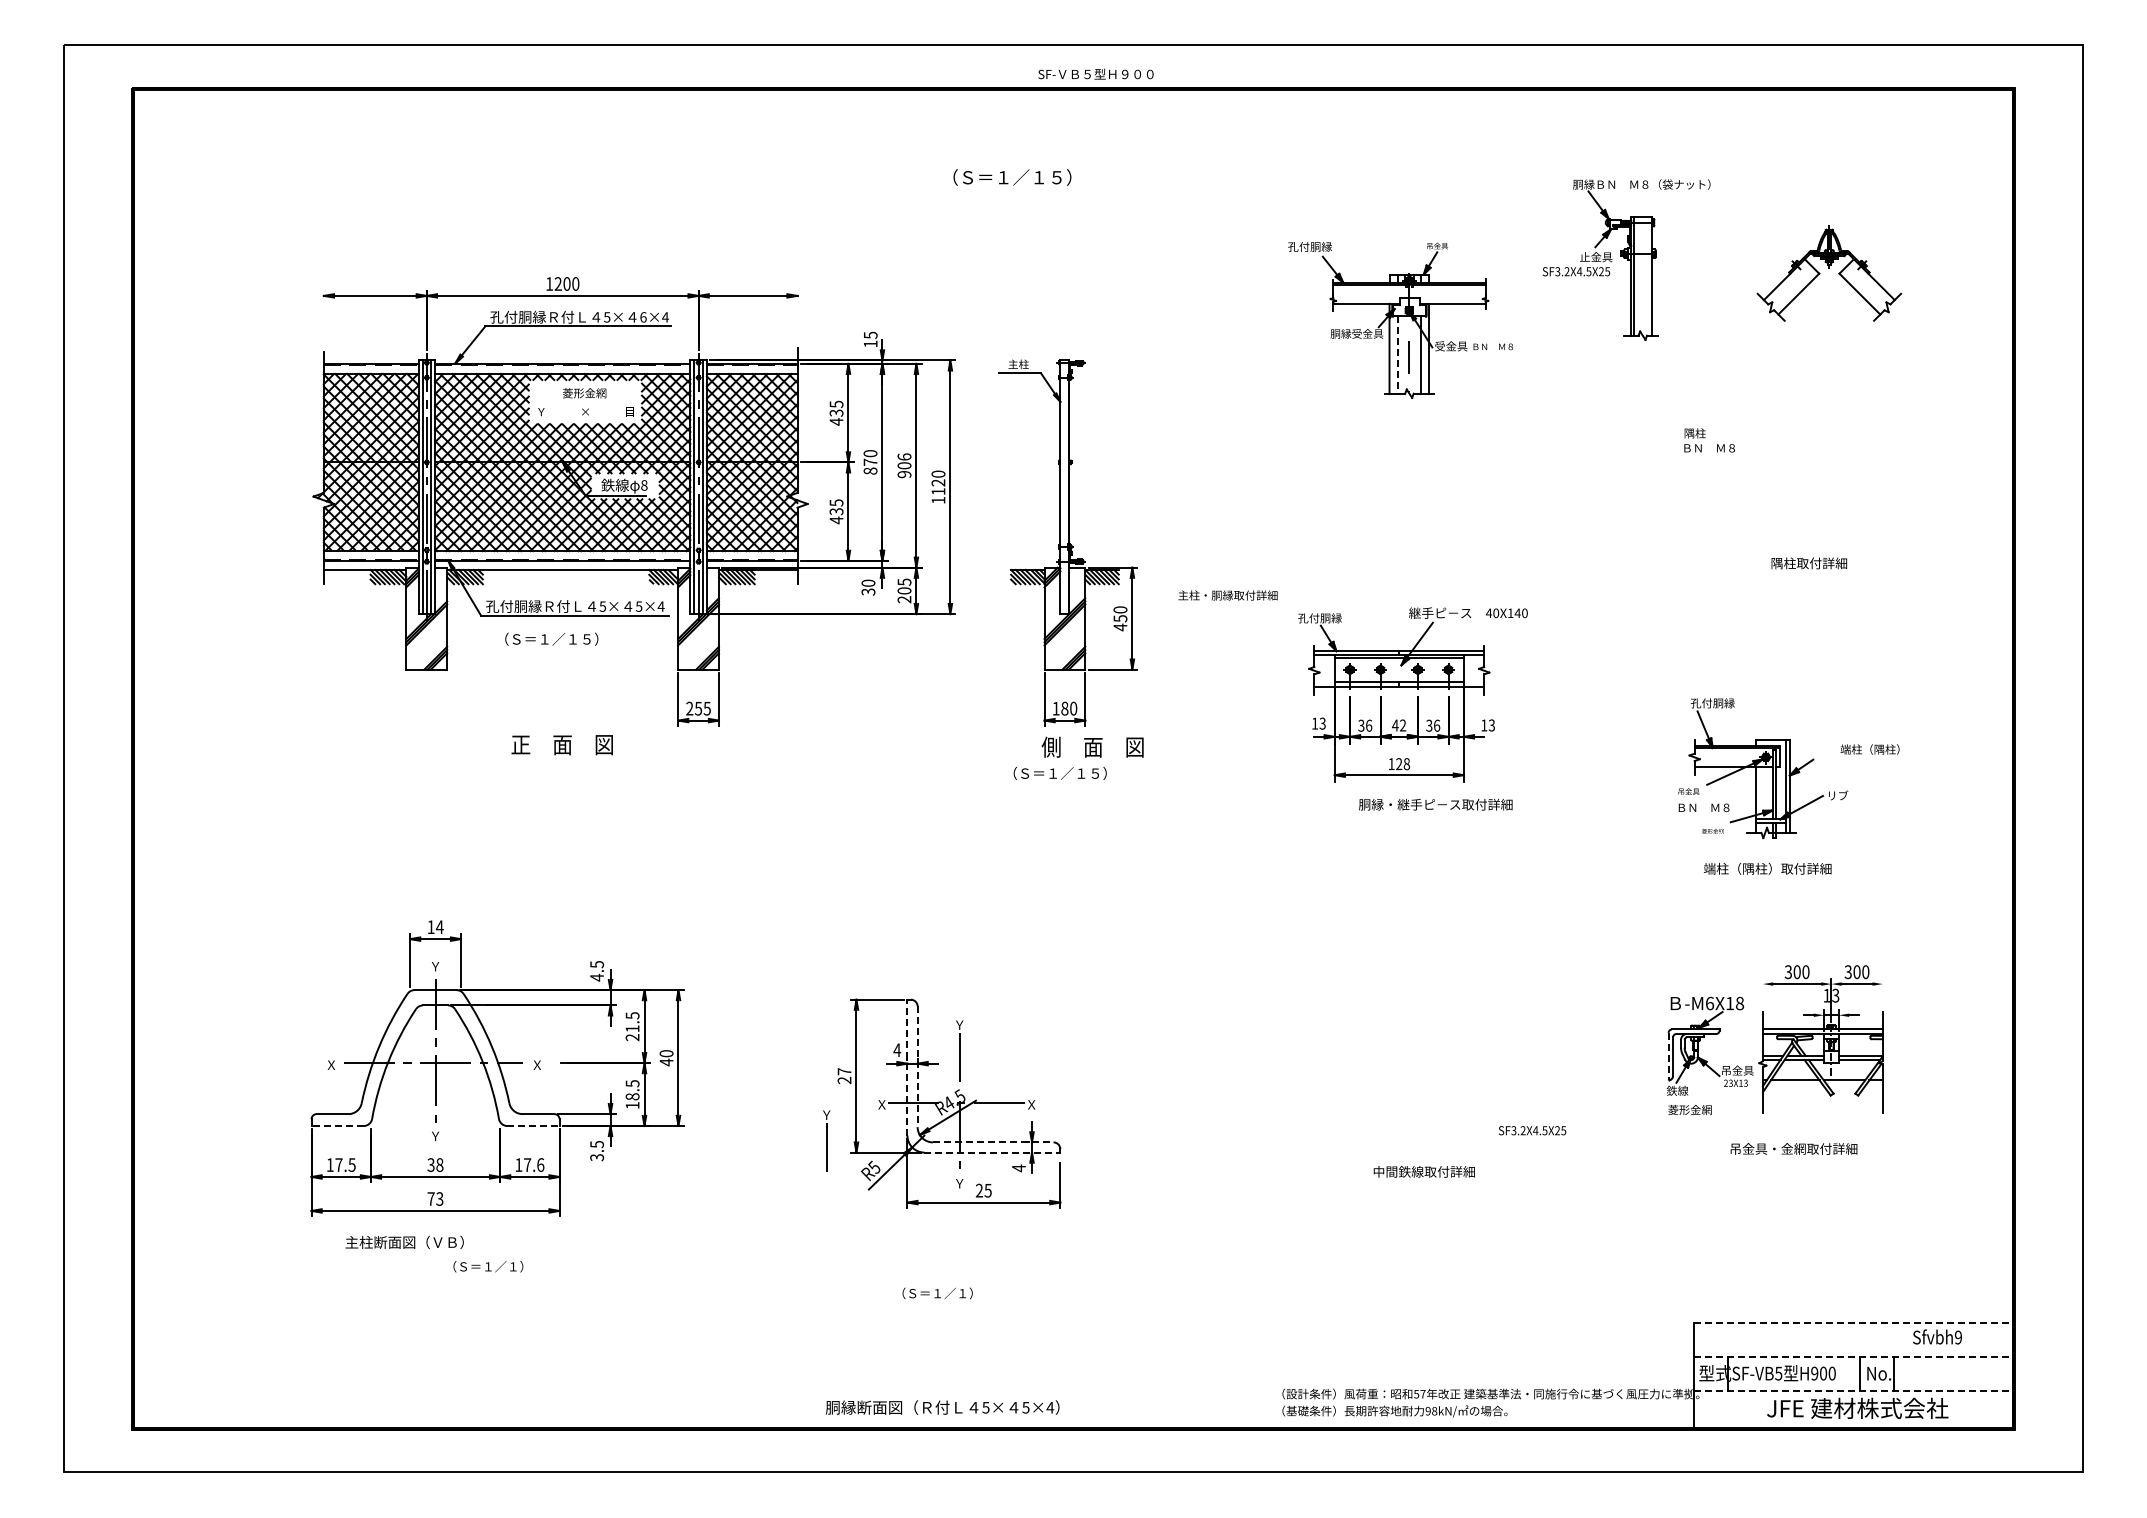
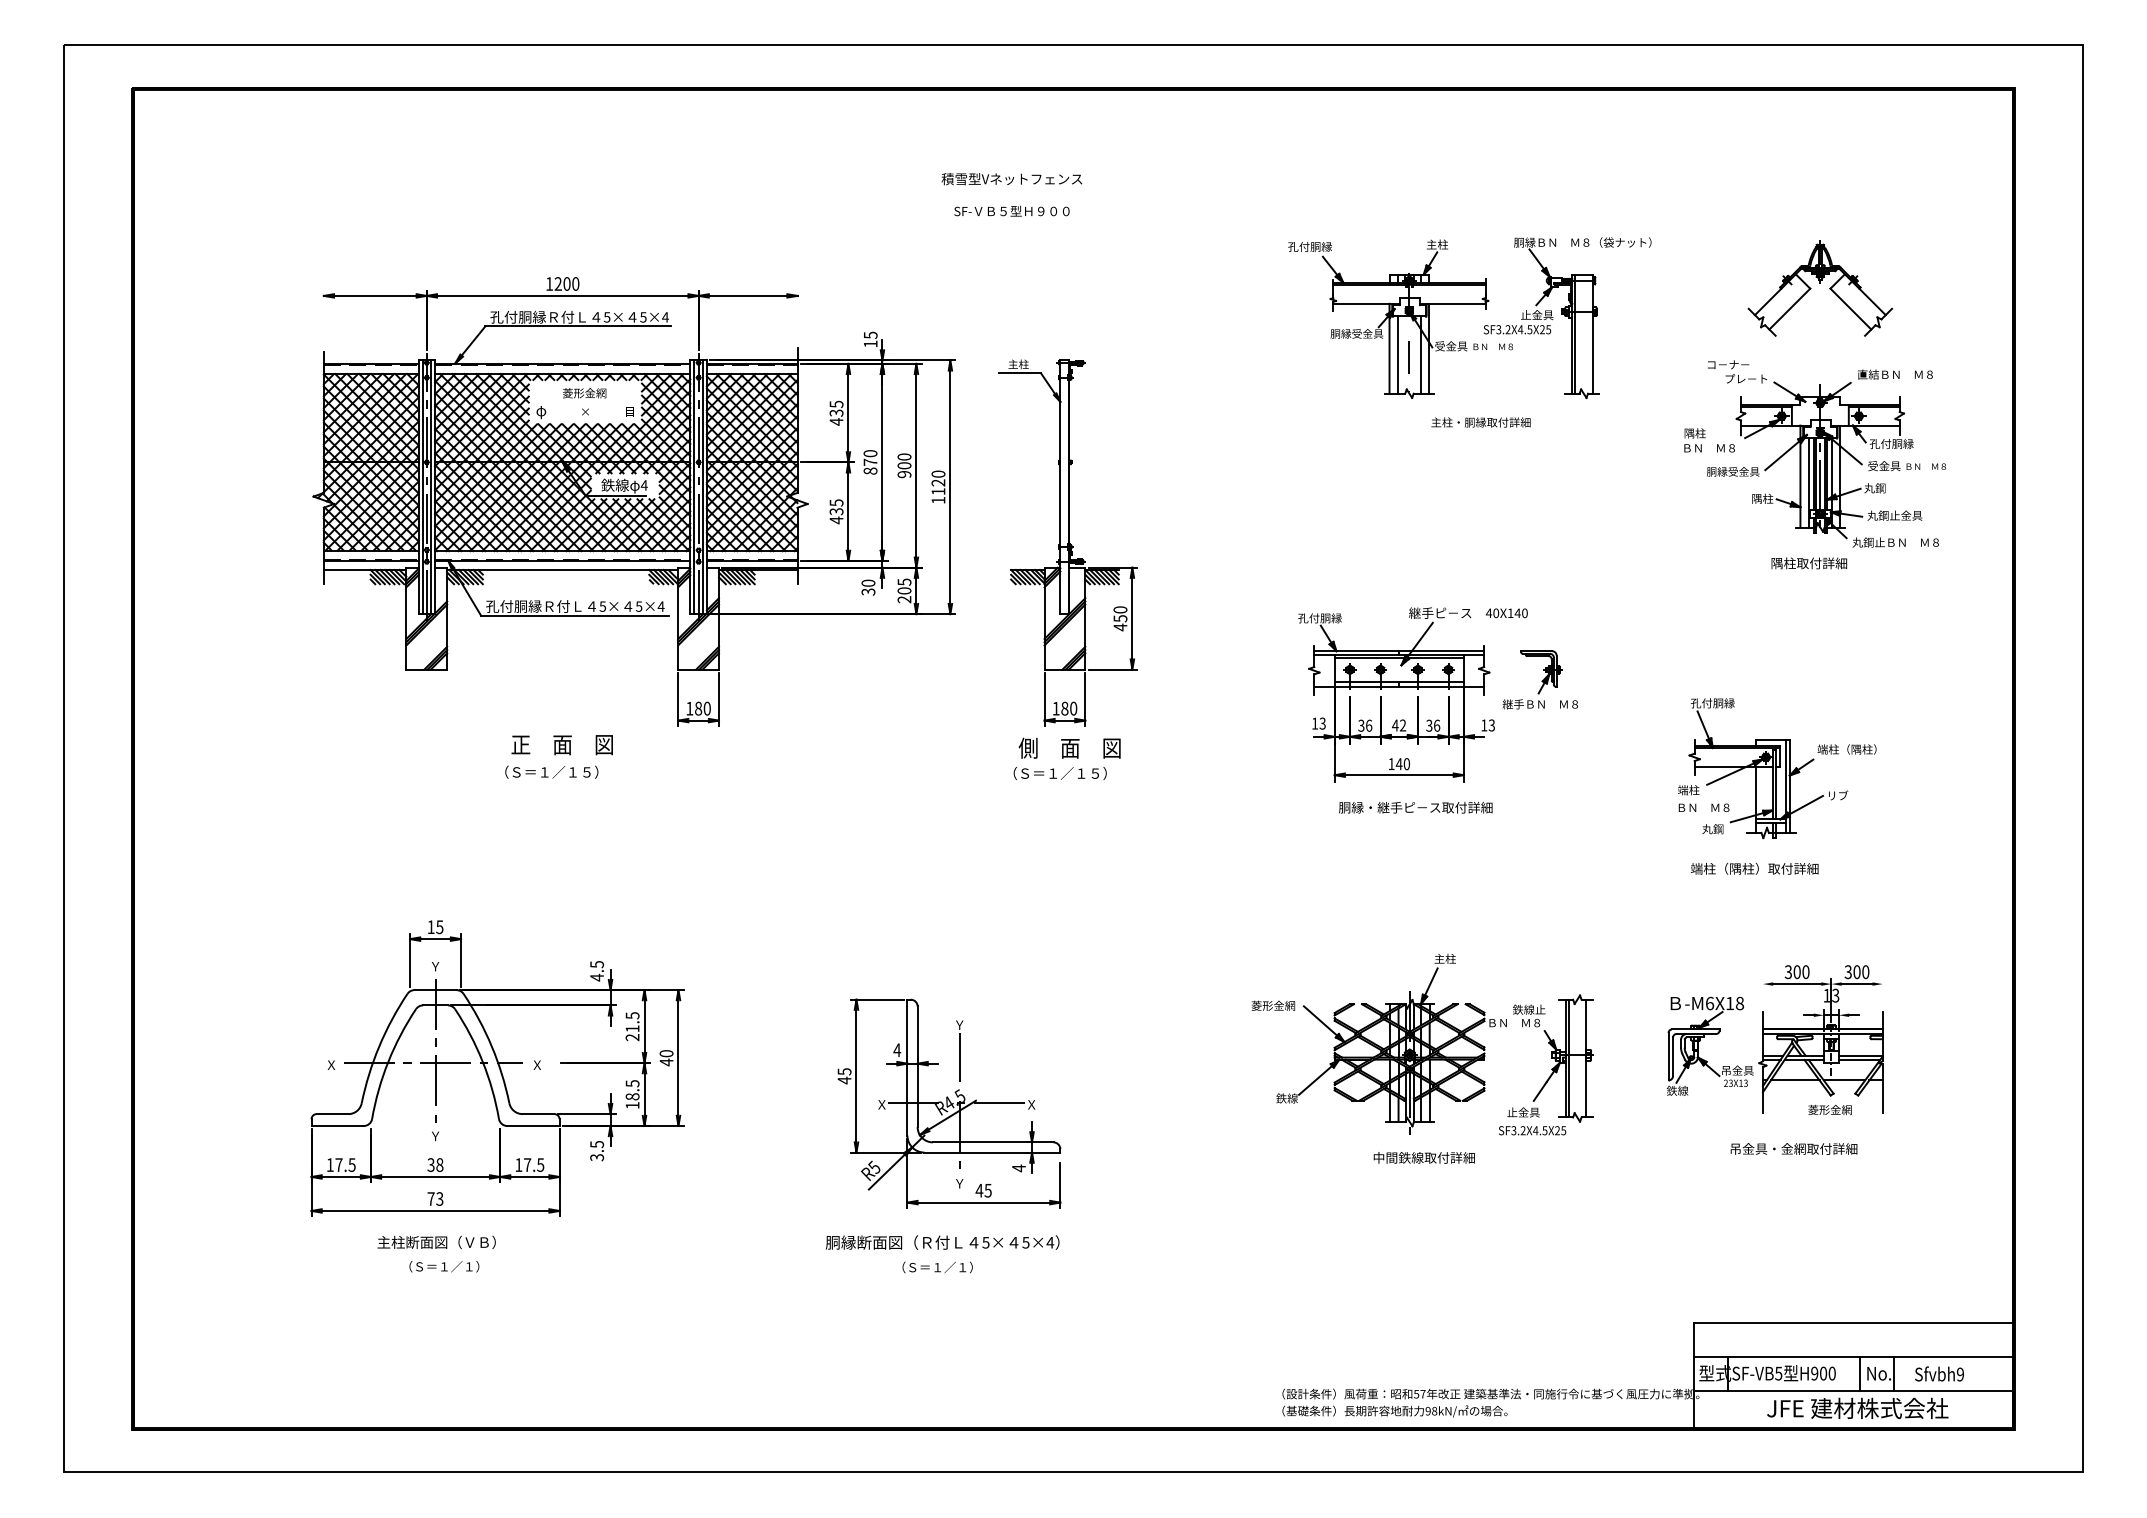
text position: (1095, 73) -> (1011, 210) (1011, 210)
text: （Ｓ＝１／１５） -> 積雪型Vネットフェンス (1011, 177)
text: 吊金具 -> 主柱 (1437, 244)
part position: (1626, 259) -> (1567, 317) (1567, 317)
part position: (1829, 273) -> (1820, 288) (1820, 288)
text: 6×4 -> 5×4 (643, 317)
line: dashed -> solid (1398, 354)
text: Ｙ -> φ (541, 412)
part: none -> present (1826, 453)
text: 906 -> 900 (904, 456)
text: 8 -> 4 (643, 485)
text position: (1227, 595) -> (1480, 422) (1480, 422)
text position: (551, 638) -> (551, 771) (551, 771)
part: none -> present (1539, 679)
text: 255 -> 180 (698, 708)
text position: (1092, 746) -> (1069, 747) (1069, 747)
text position: (1869, 749) -> (1846, 749) (1846, 749)
text: 128 -> 140 (1402, 764)
text: 吊金具 -> 端柱 (1688, 790)
text position: (1435, 804) -> (1415, 807) (1415, 807)
text: 菱形金網 -> 丸鋼 (1712, 829)
text position: (1767, 868) -> (1754, 868) (1754, 868)
text: 14 -> 15 (439, 927)
part: none -> present (1422, 1044)
line: dashed -> solid (1668, 1056)
line: dashed -> solid (907, 1067)
line: dashed -> solid (917, 1067)
text: 27 -> 45 (844, 1076)
text position: (1689, 1109) -> (1829, 1109) (1829, 1109)
line: dashed -> solid (337, 1126)
line: dashed -> solid (533, 1126)
part: present -> none (826, 1140)
line: dashed -> solid (993, 1142)
line: dashed -> solid (992, 1152)
text: 17.6 -> 17.5 (540, 1164)
text position: (1423, 1171) -> (1423, 1157) (1423, 1157)
text: 25 -> 45 (979, 1190)
text position: (404, 1241) -> (436, 1241) (436, 1241)
text position: (488, 1266) -> (444, 1266) (444, 1266)
text position: (937, 1293) -> (937, 1267) (937, 1267)
line: dashed -> solid (1854, 1323)
text position: (1937, 1336) -> (1939, 1373) (1939, 1373)
line: dashed -> solid (1854, 1356)
line: dashed -> solid (1854, 1390)
text position: (942, 1407) -> (942, 1242) (942, 1242)
